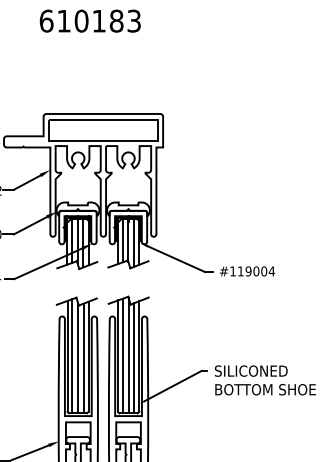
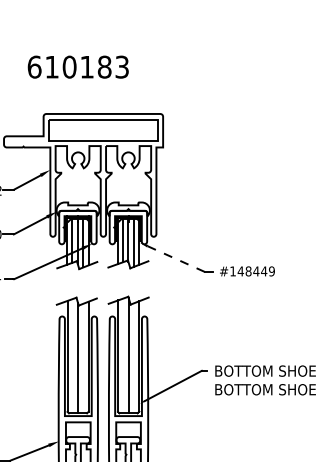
text position: (89, 20) -> (77, 66) (77, 66)
line: solid -> dashed (176, 259)
text: #119004 -> #148449 (256, 271)
line: present -> none (123, 355)
line: present -> none (72, 356)
line: present -> none (83, 358)
line: present -> none (134, 358)
text: SILICONED -> BOTTOM SHOE (264, 370)
